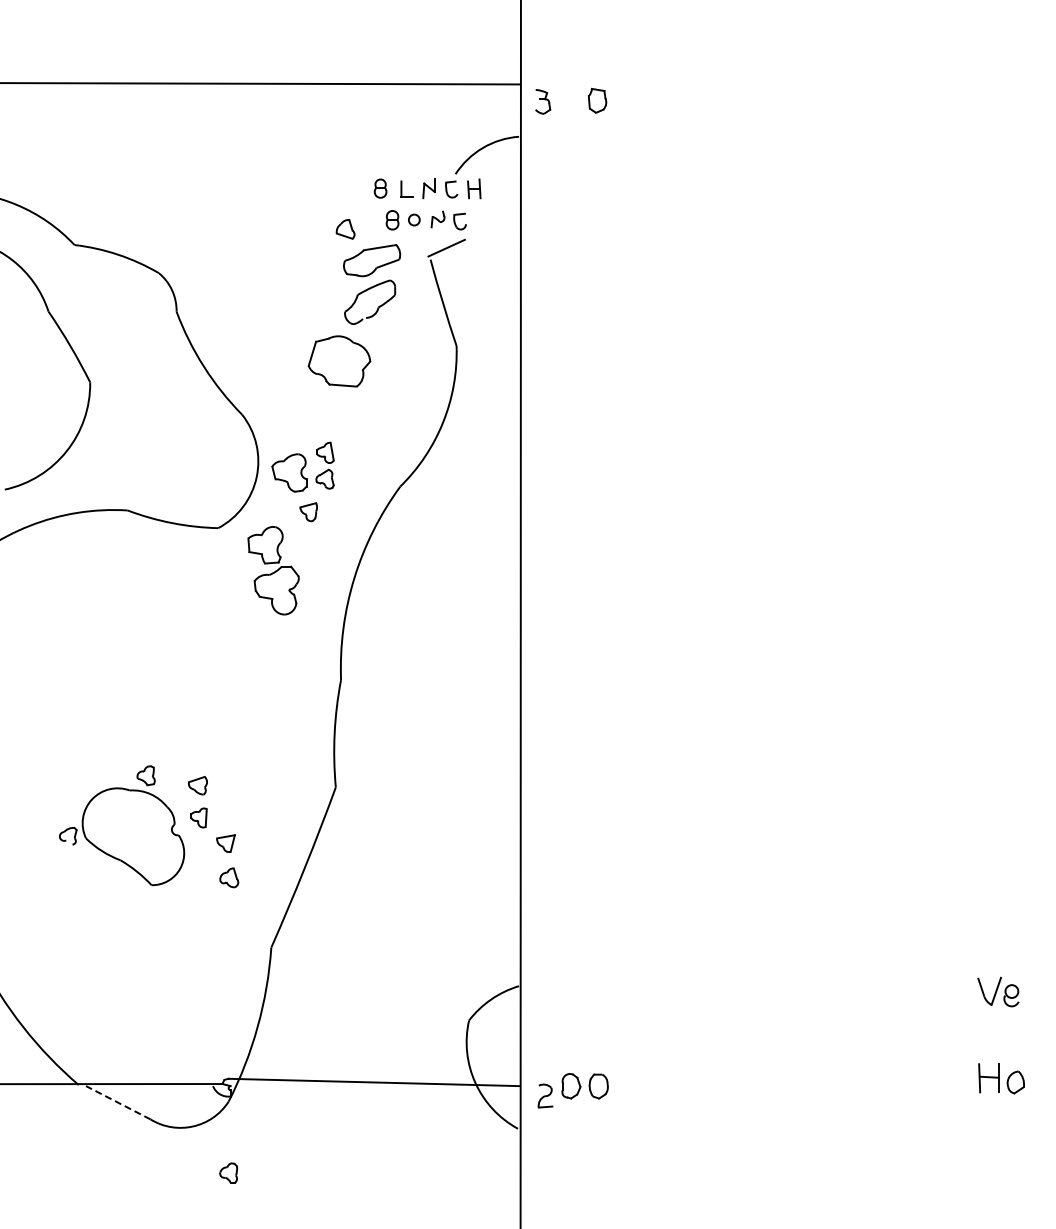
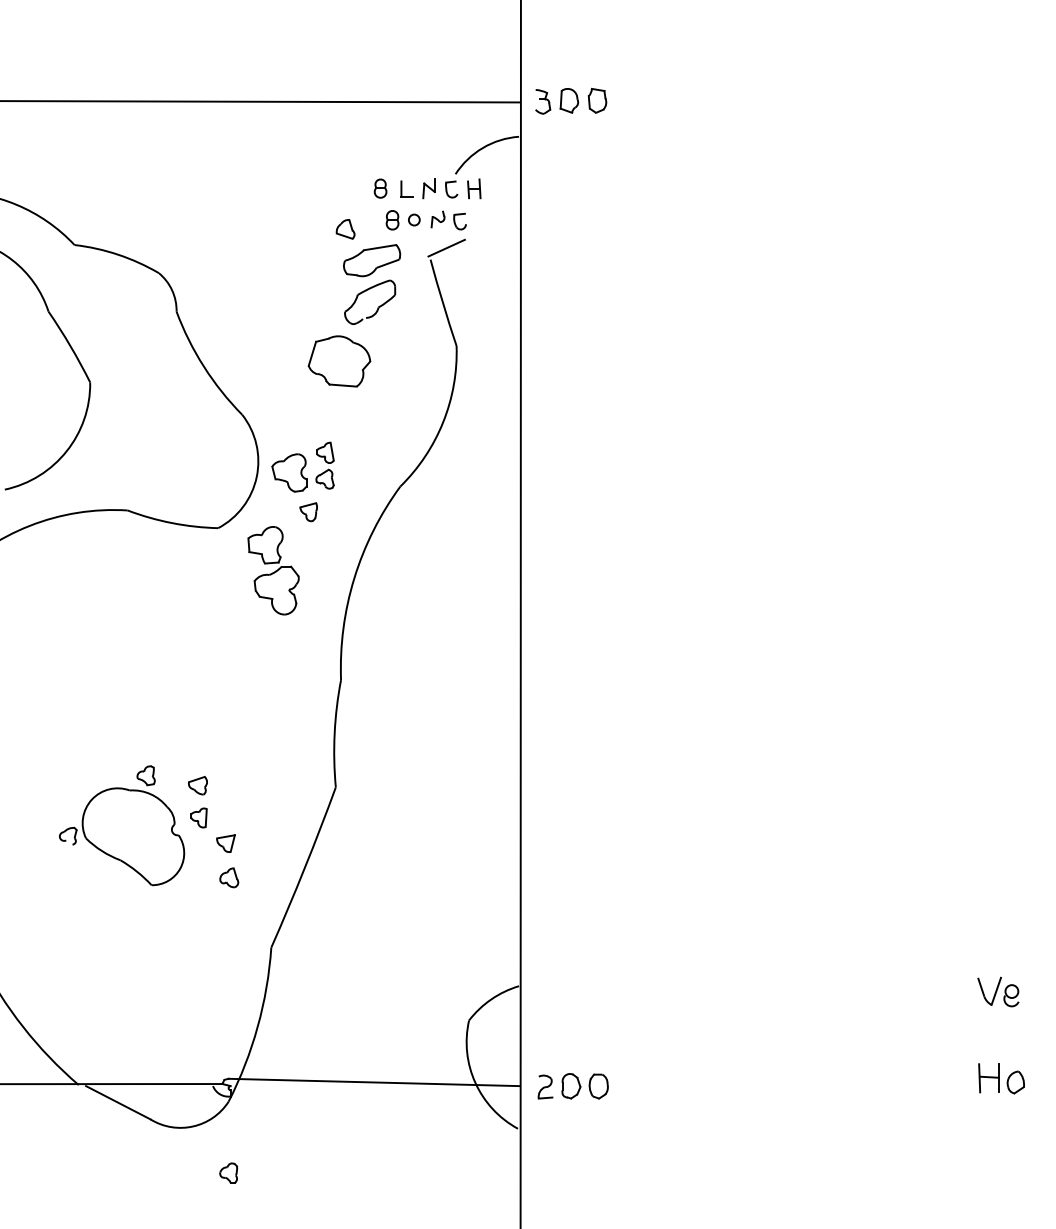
line position: (260, 83) -> (260, 101) (260, 101)
part: none -> present (569, 100)
part position: (545, 1095) -> (545, 1086) (545, 1086)
line: dashed -> solid (117, 1102)
